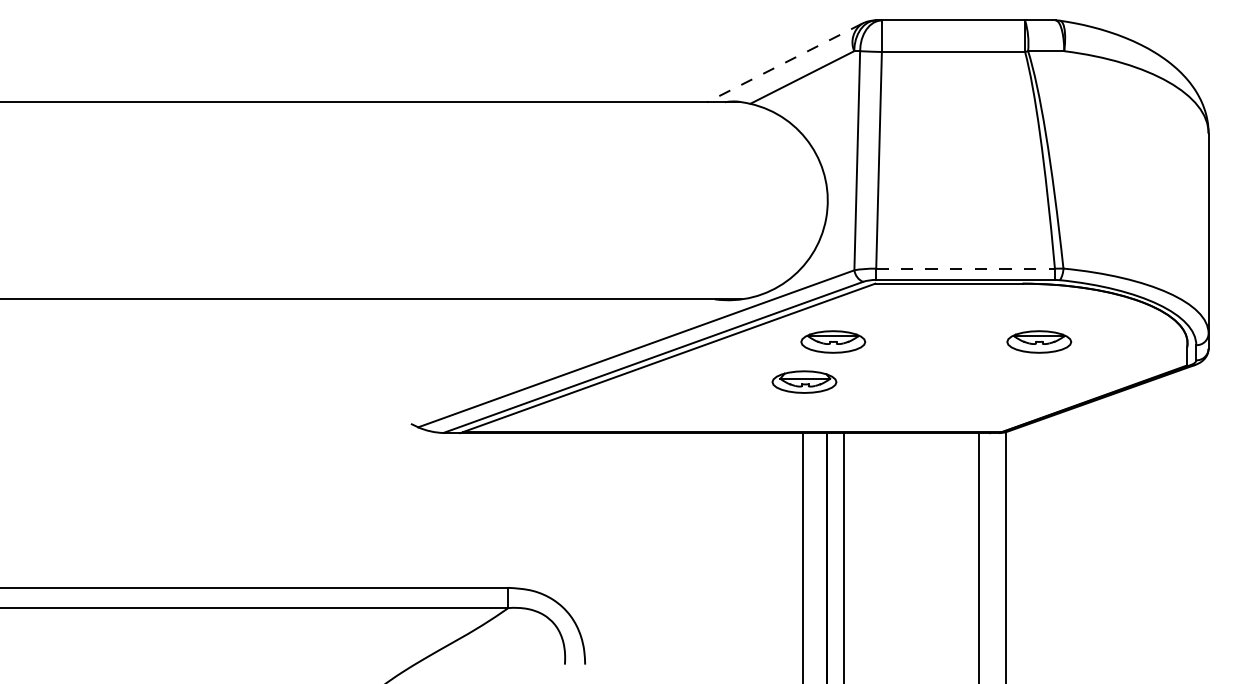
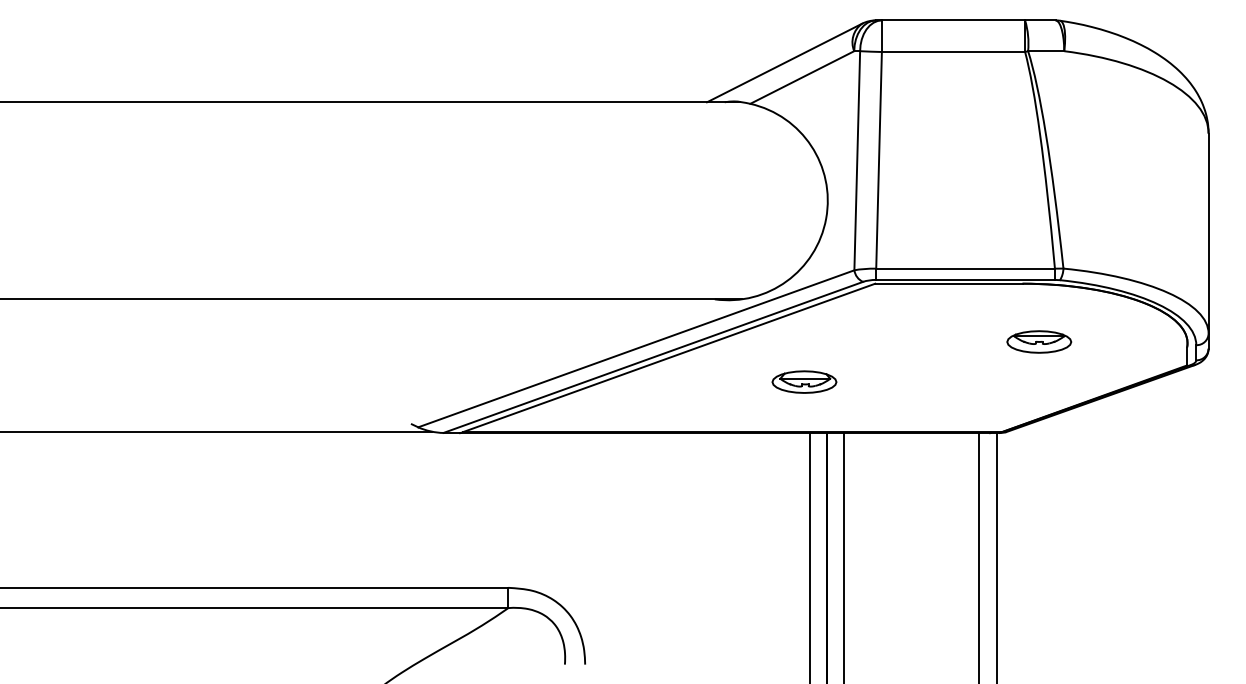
line: dashed -> solid (784, 63)
line: dashed -> solid (966, 268)
part: present -> none (833, 341)
line: none -> present (217, 431)
line position: (802, 556) -> (809, 556) (809, 556)
line position: (1005, 556) -> (996, 556) (996, 556)
